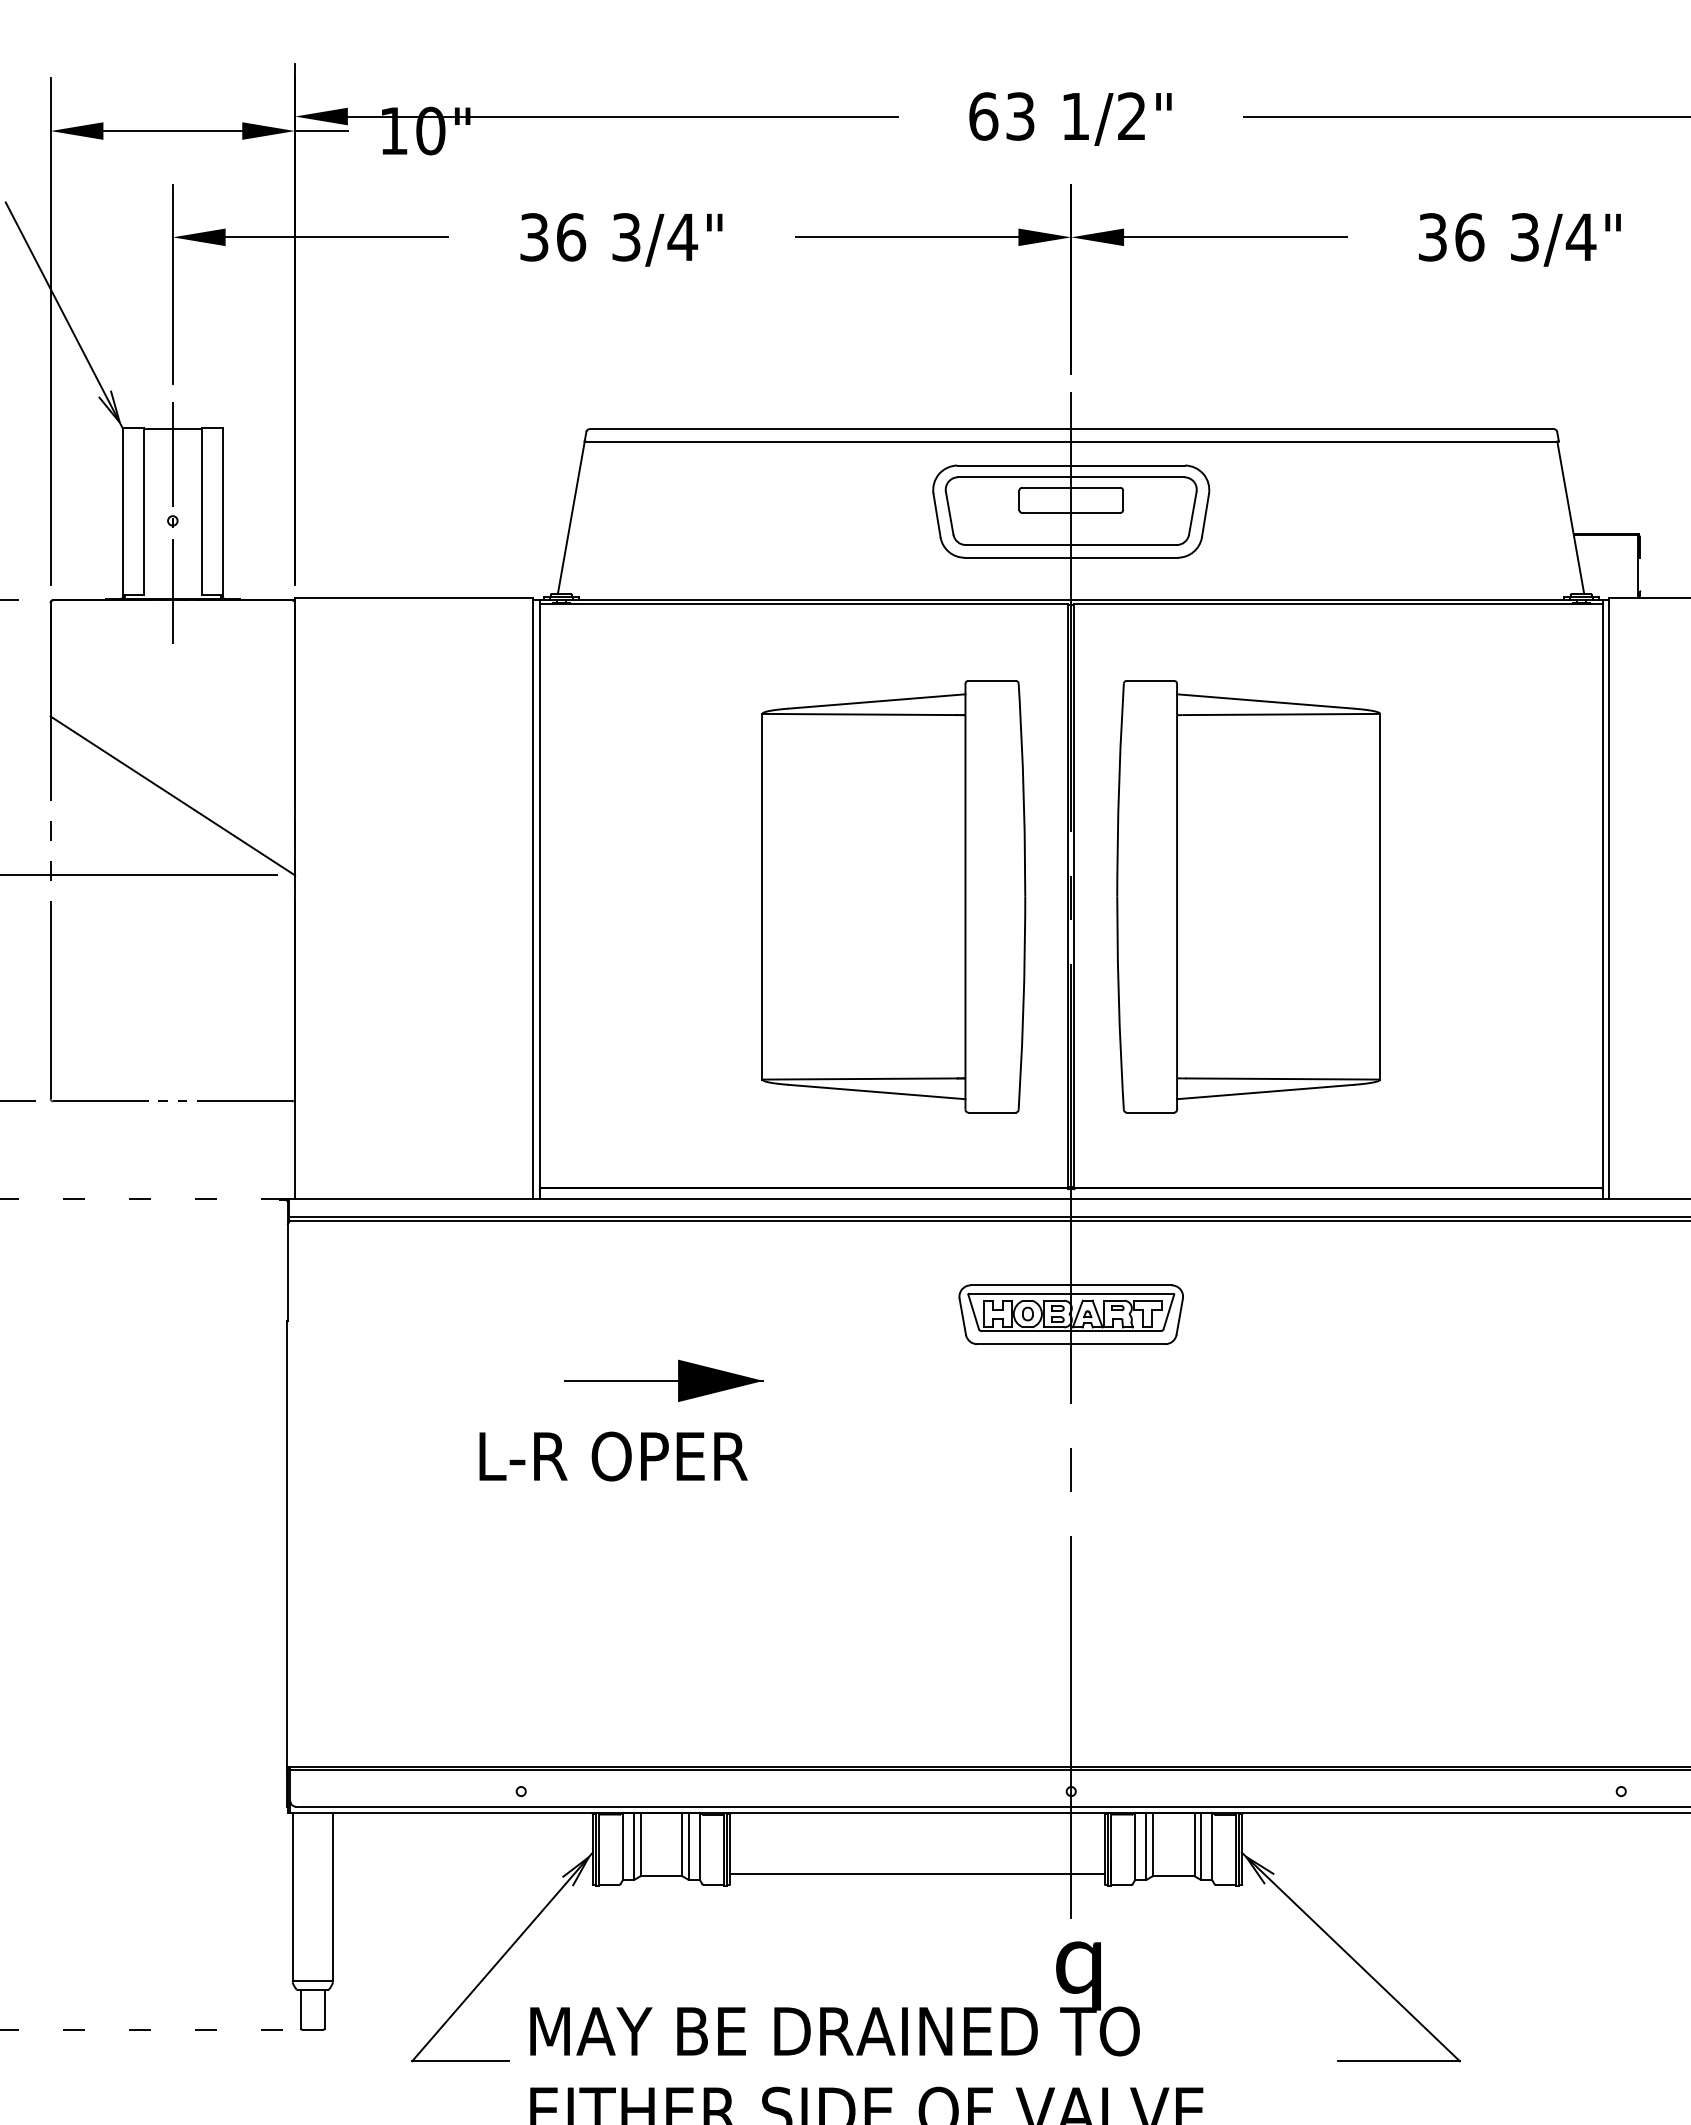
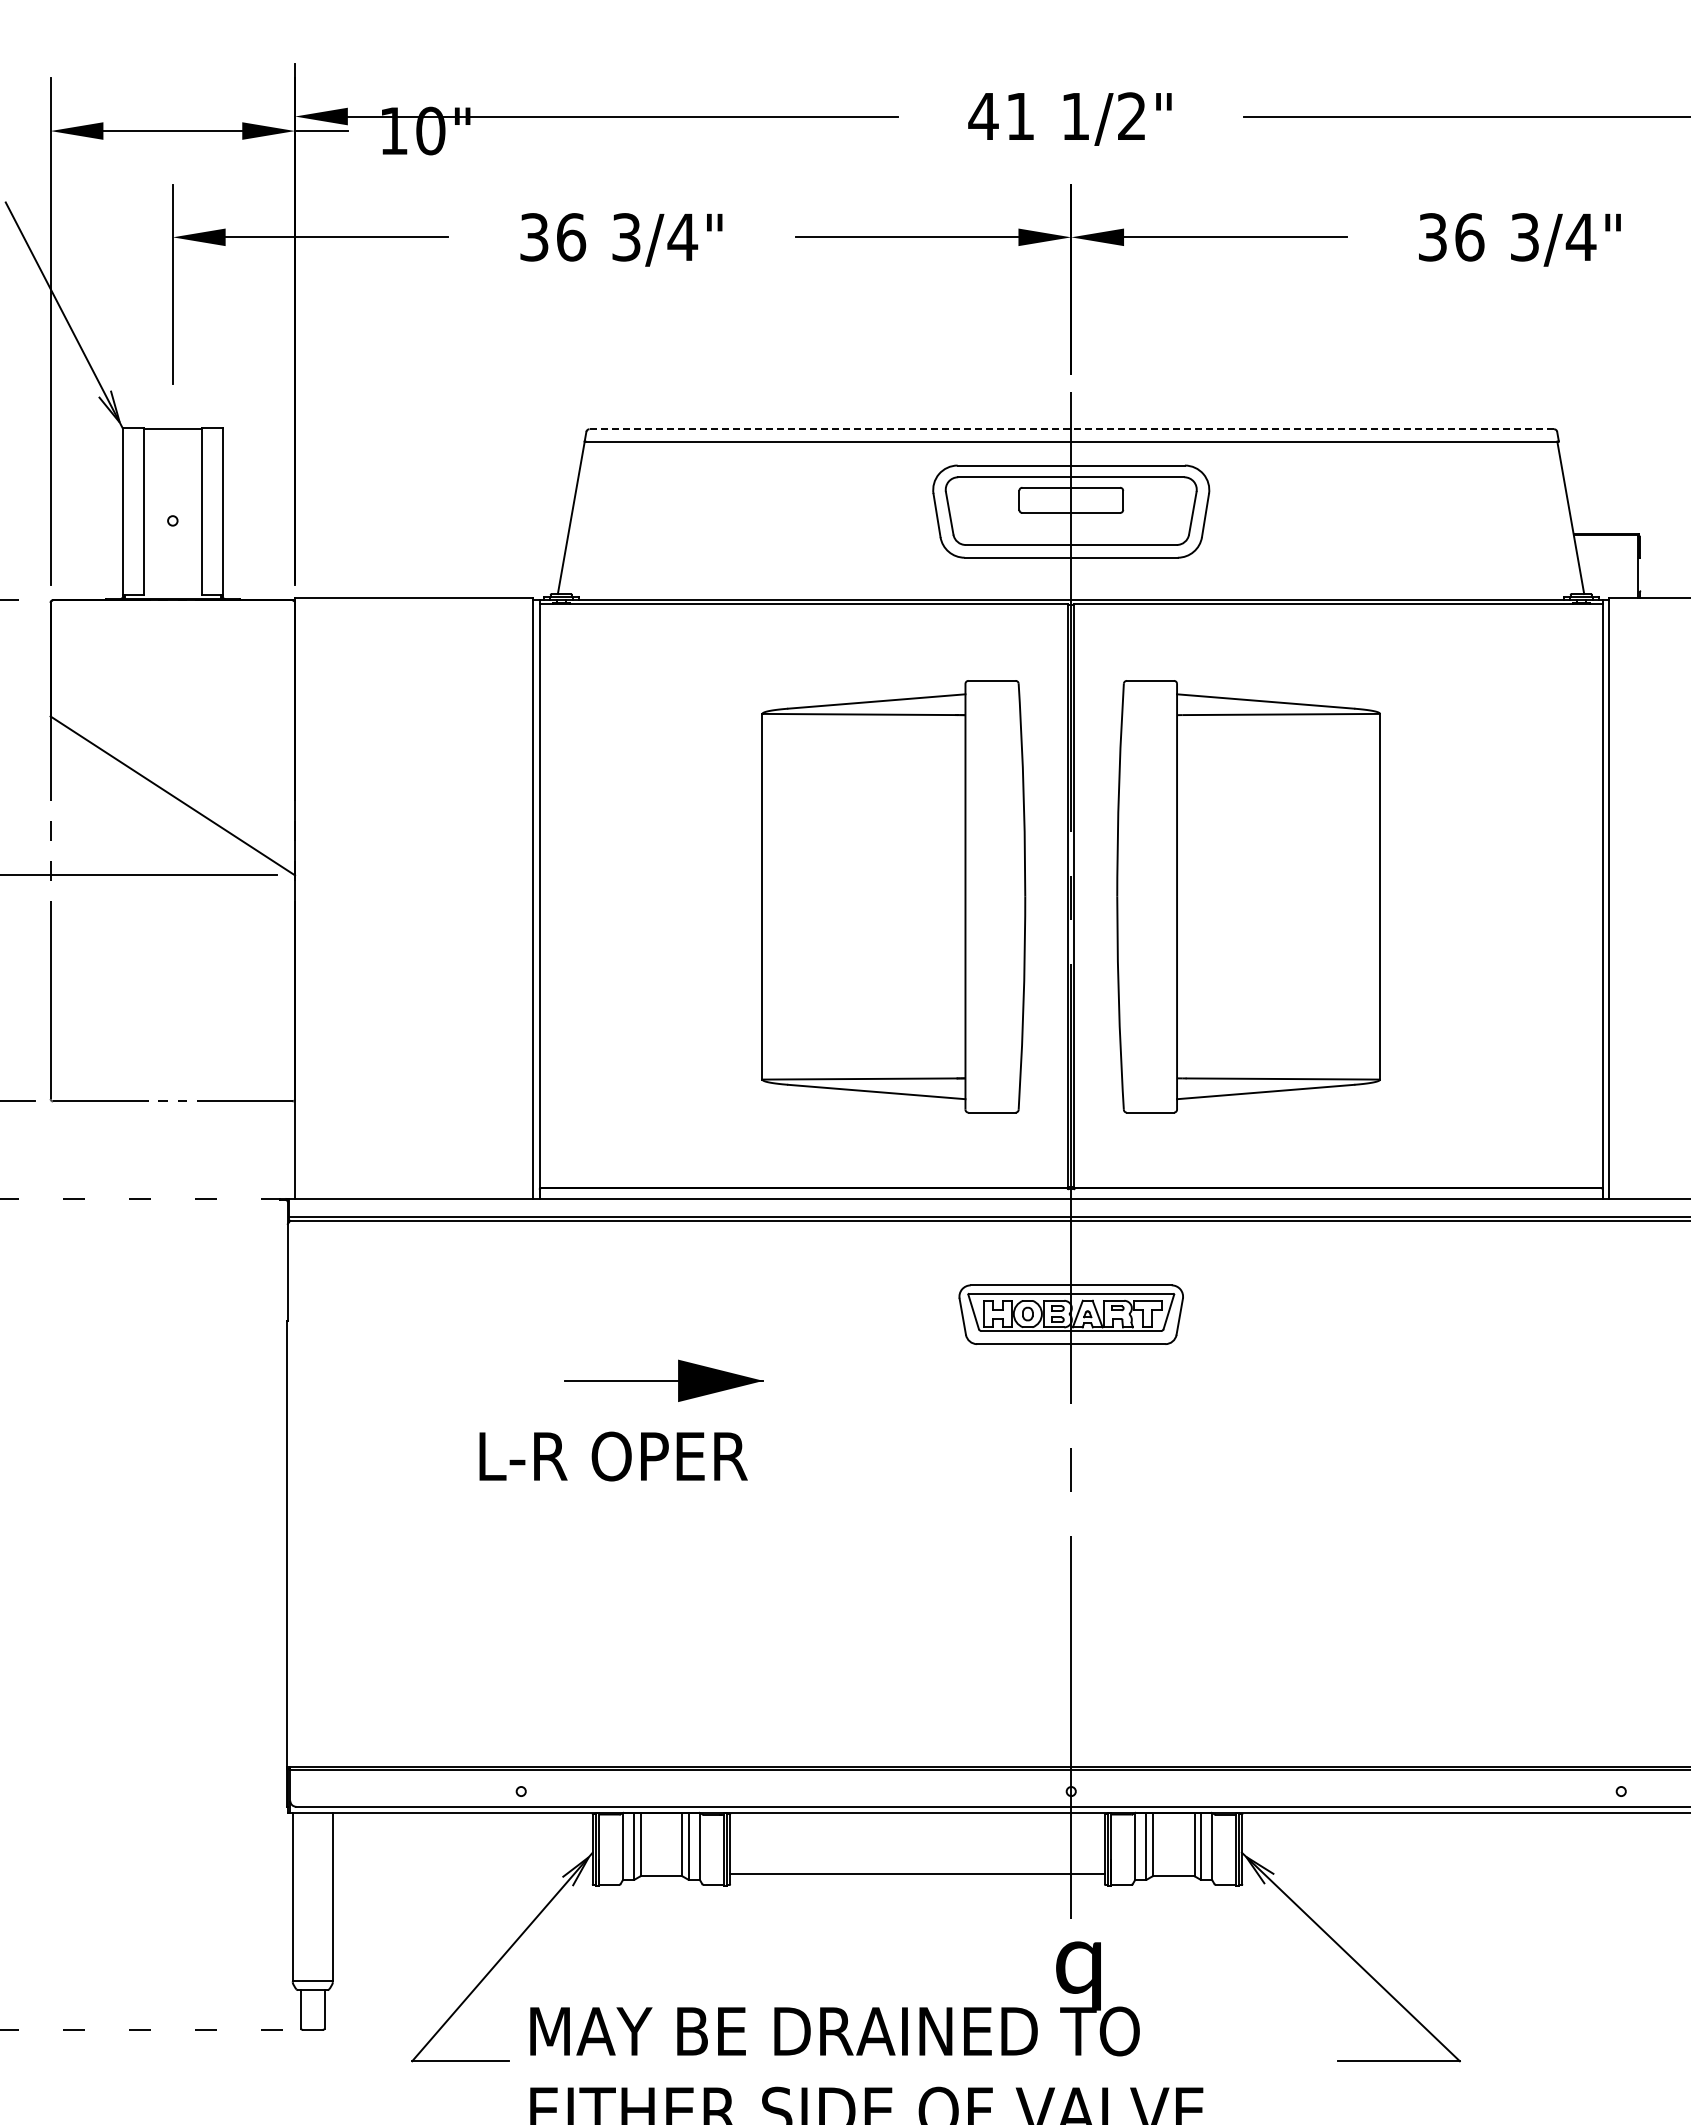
text: 63 -> 41 (1001, 116)
line: solid -> dashed (1071, 429)
line: present -> none (172, 522)
